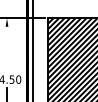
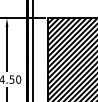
line: none -> present (7, 48)
